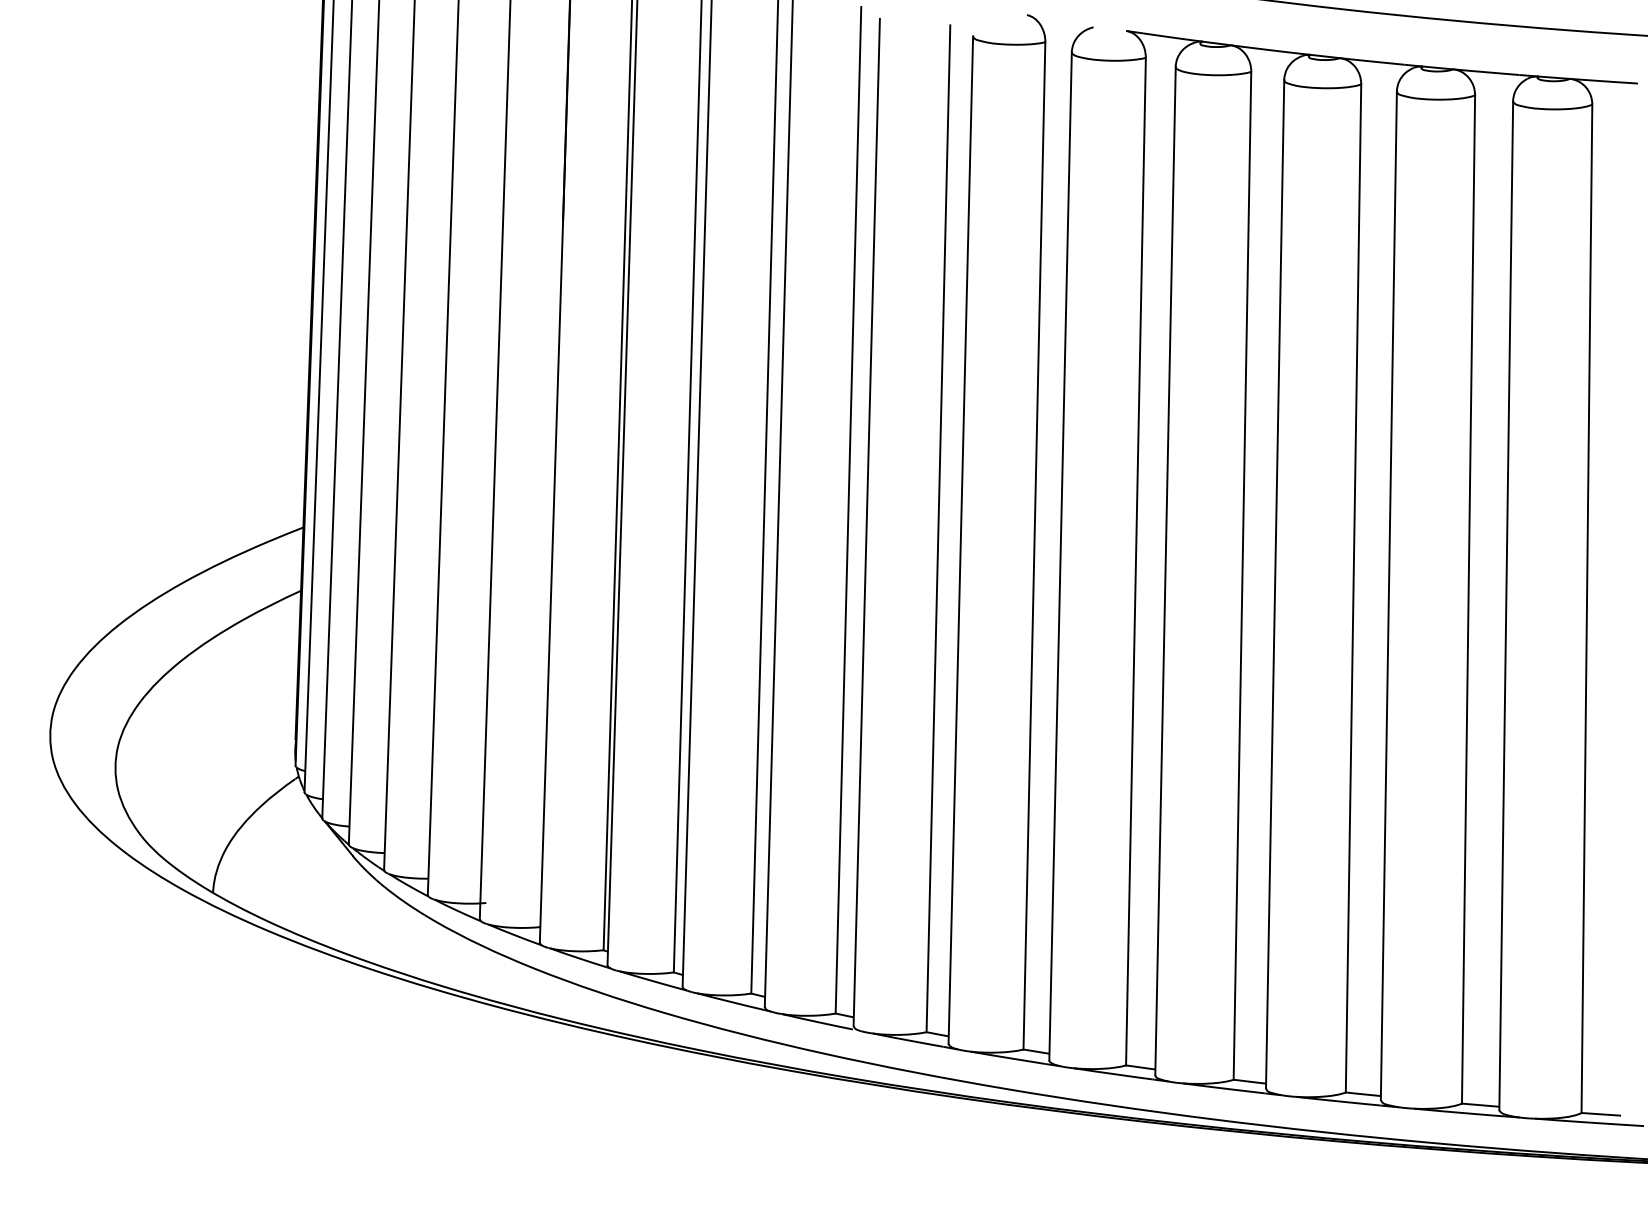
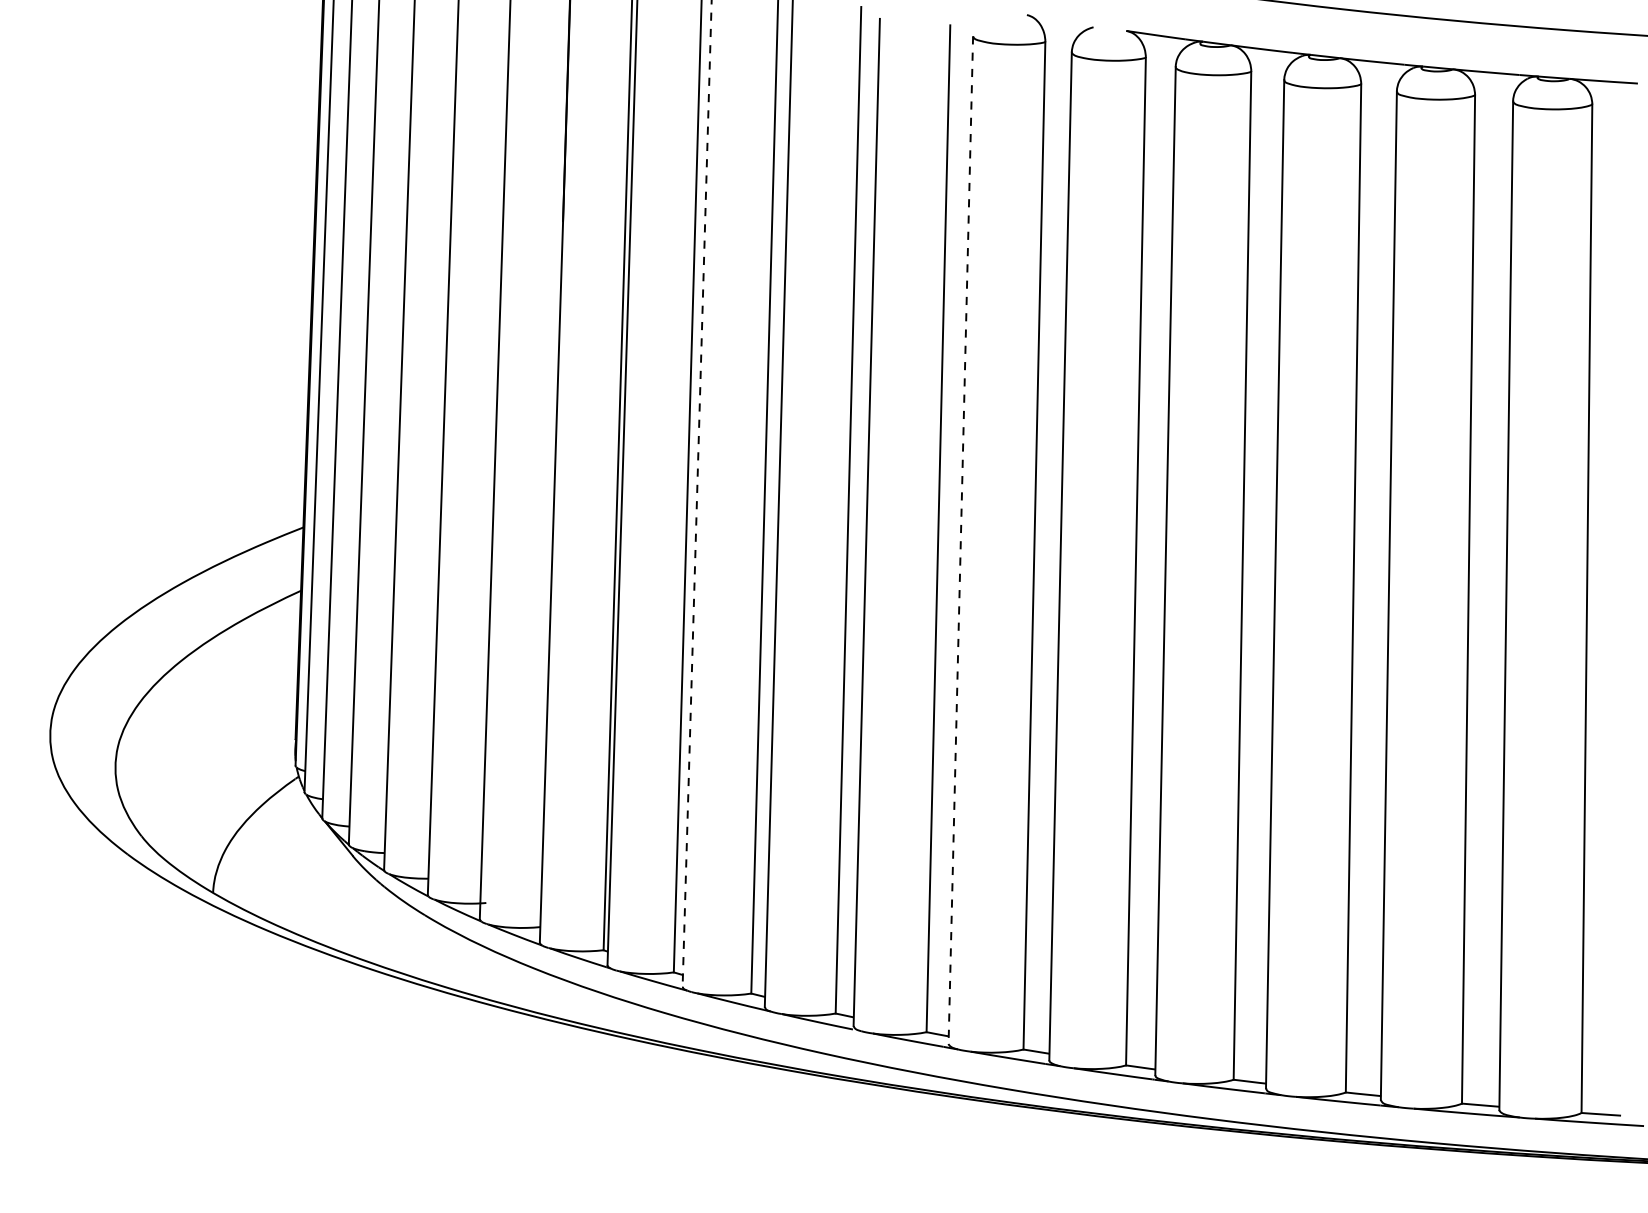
line: solid -> dashed (697, 493)
line: solid -> dashed (960, 540)
